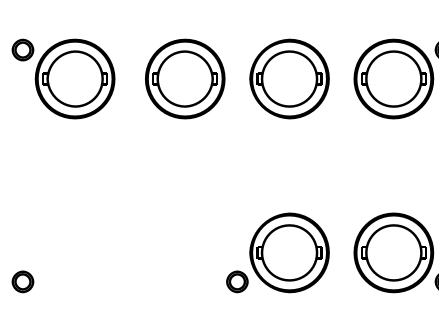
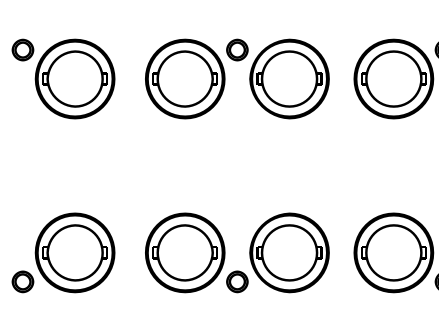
part: none -> present (237, 49)
part: none -> present (74, 252)
part: none -> present (185, 252)
